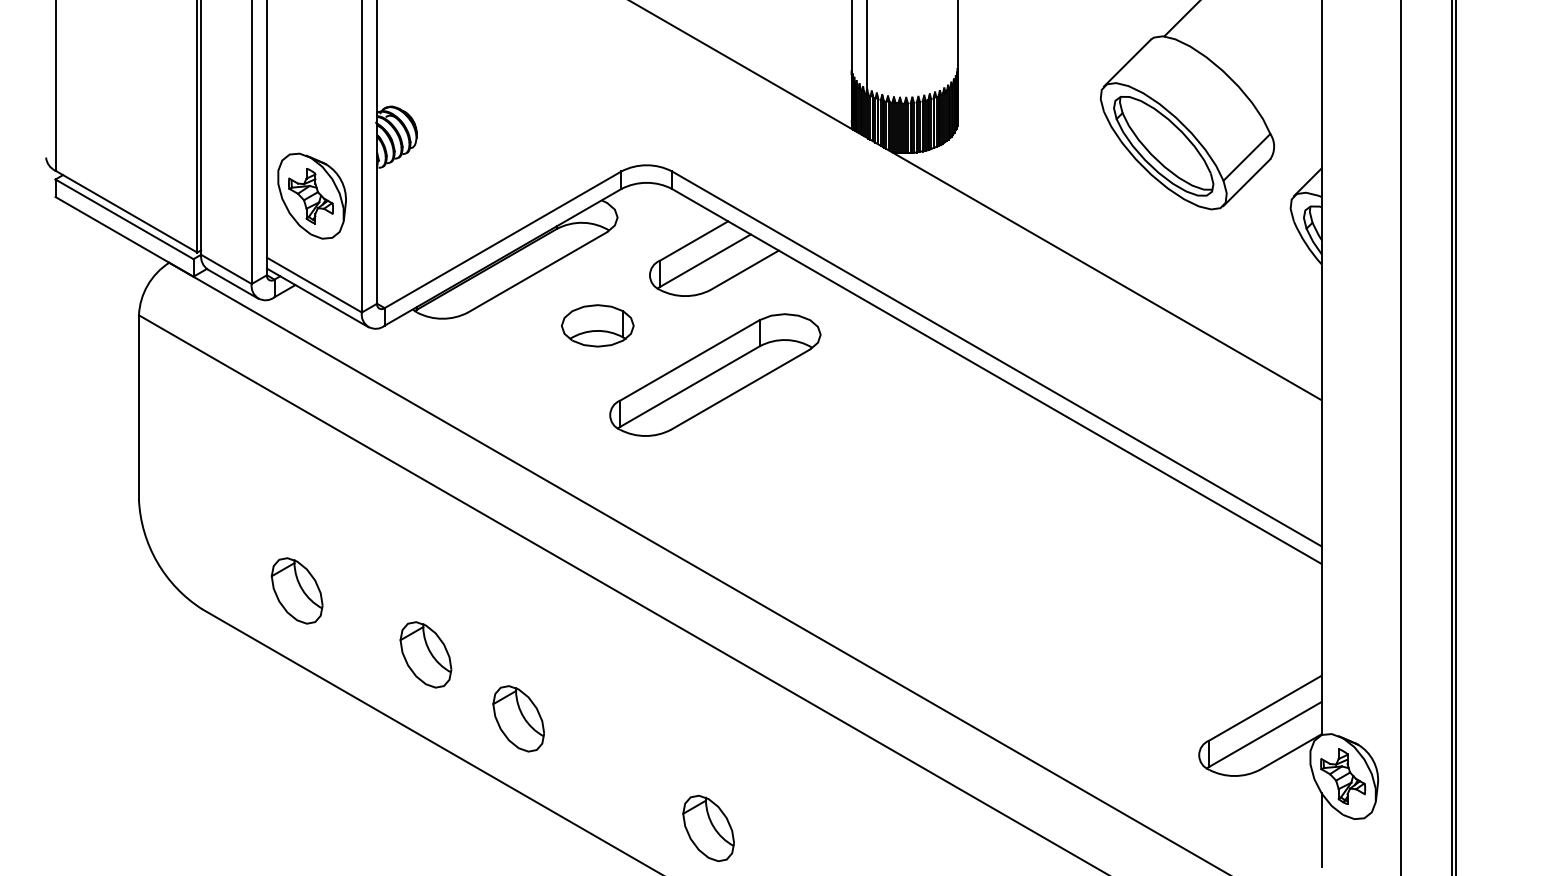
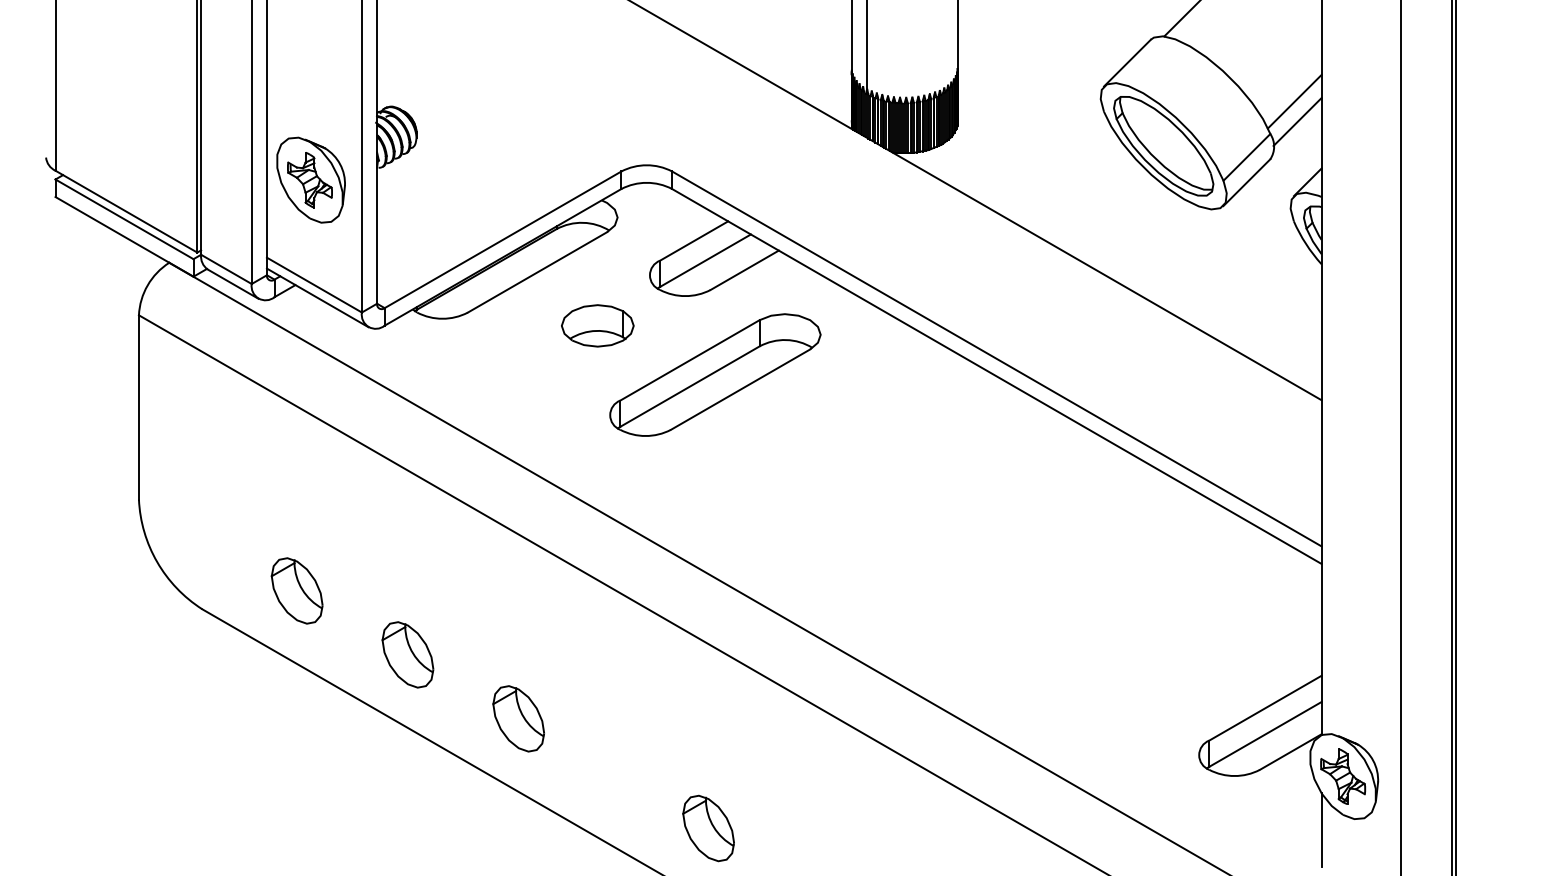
line: none -> present (1294, 101)
line: none -> present (1297, 121)
part position: (311, 195) -> (310, 179) (310, 179)
part position: (425, 654) -> (407, 654) (407, 654)
